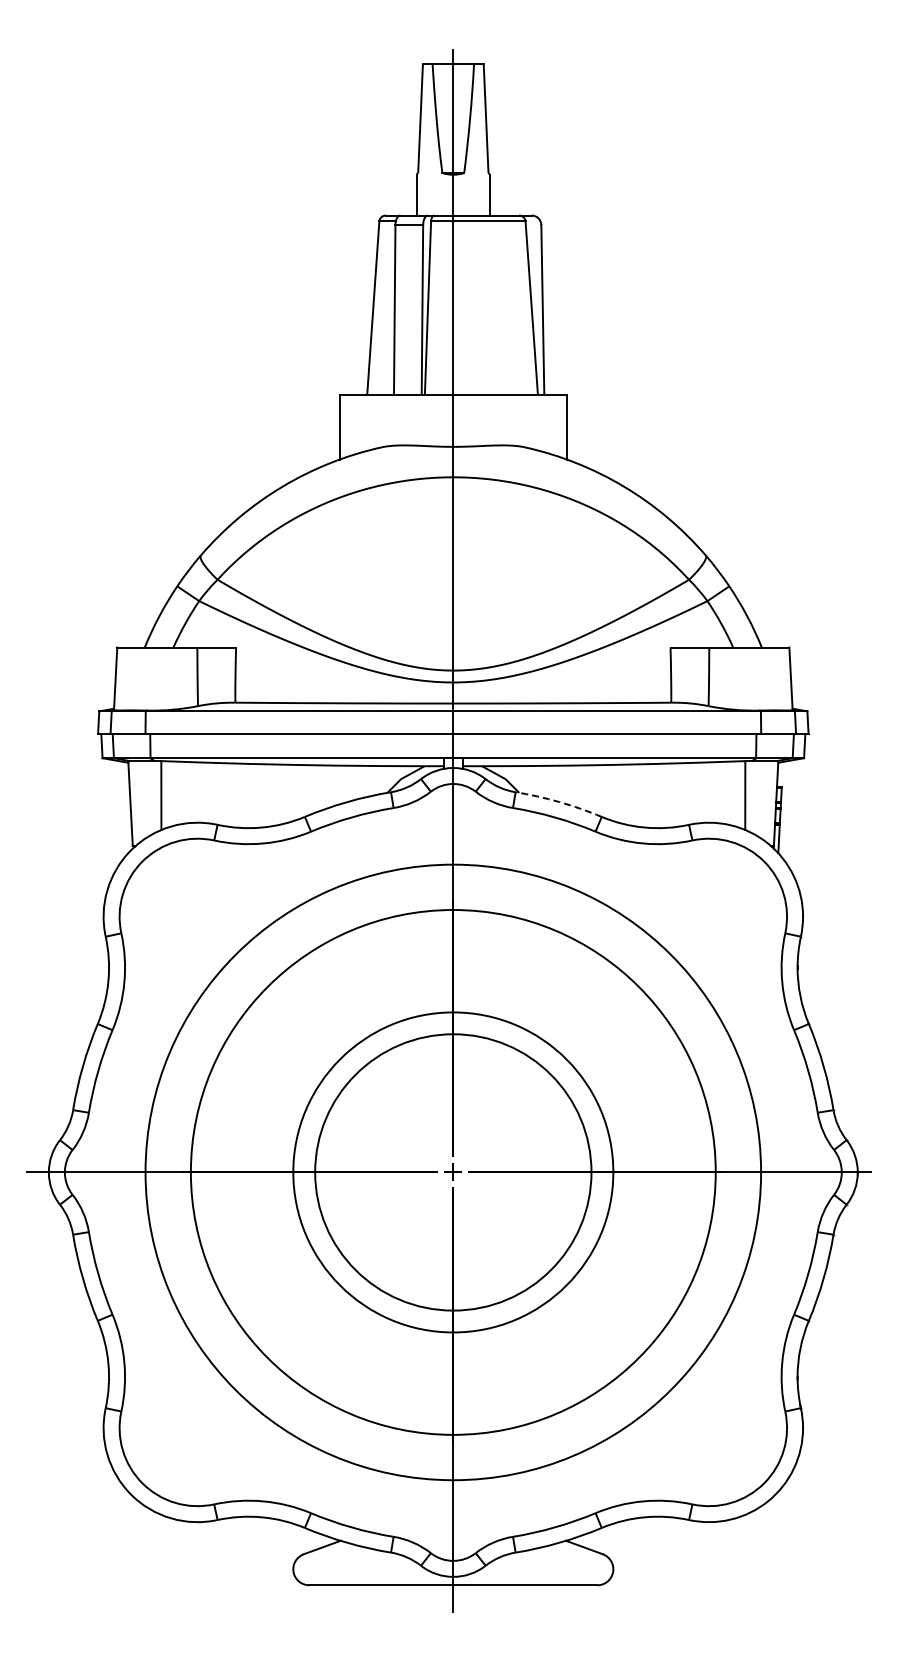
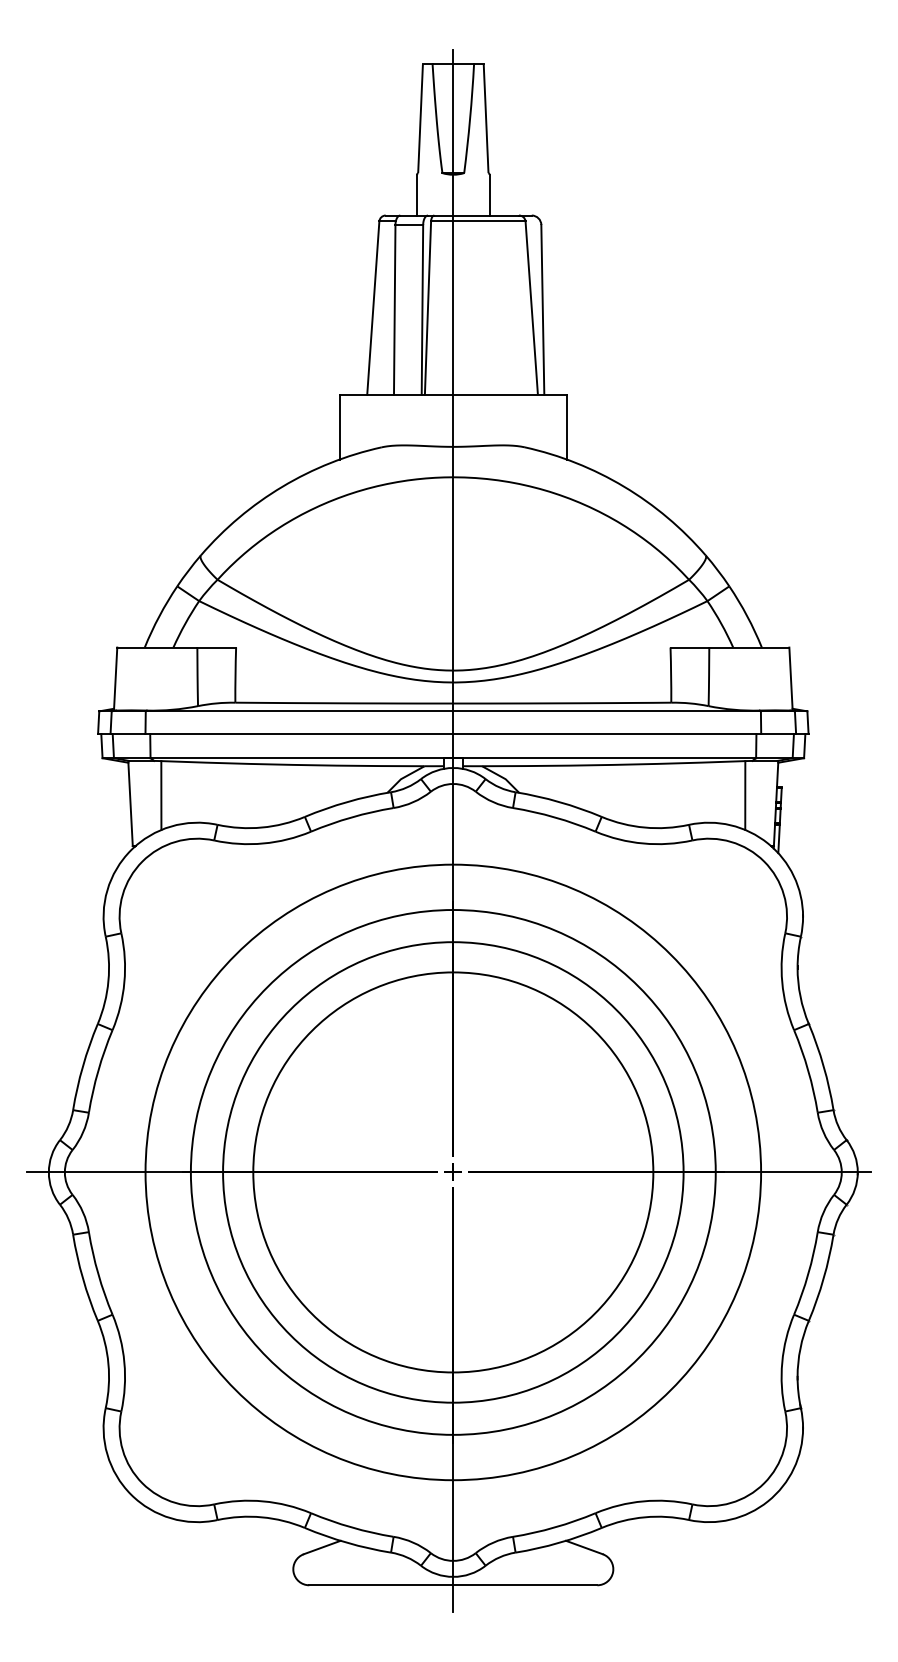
arc: dashed -> solid (559, 802)
circle diameter: 276 px -> 461 px (453, 1172)
circle diameter: 320 px -> 400 px (453, 1172)
